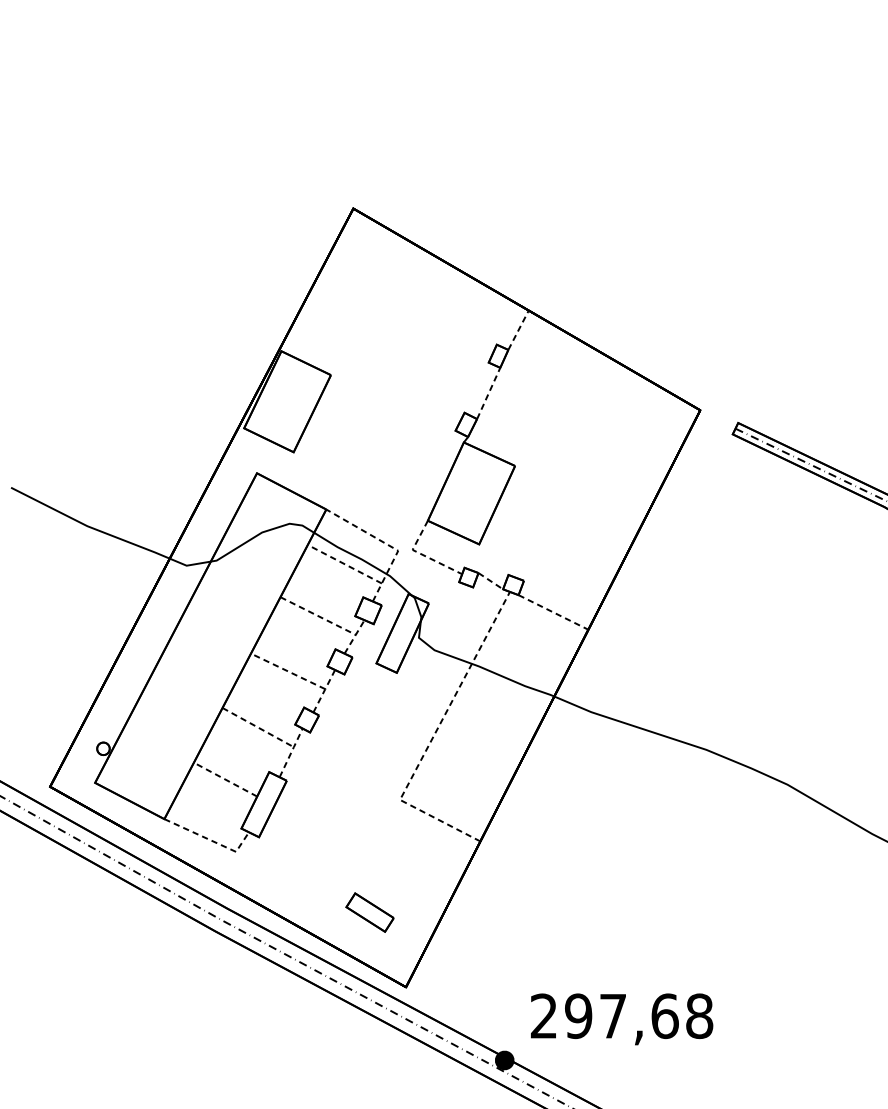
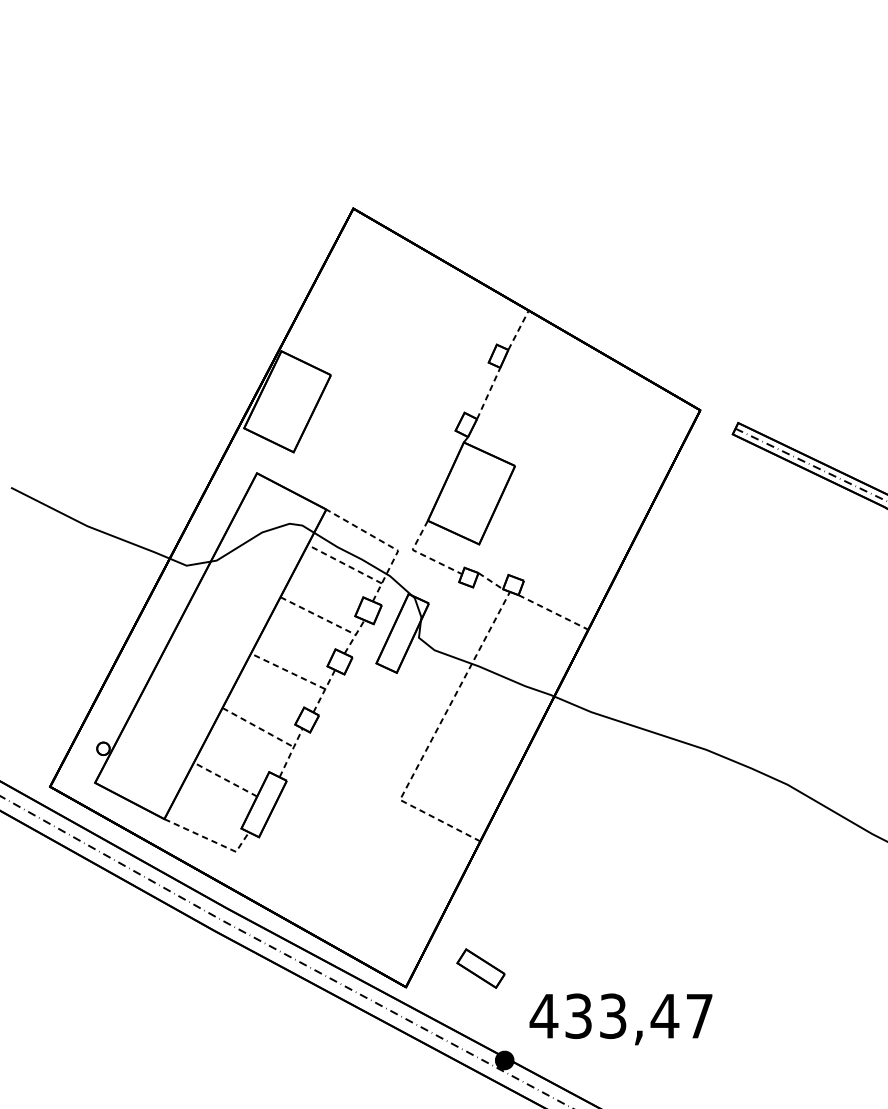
part position: (369, 912) -> (480, 968) (480, 968)
text: 297,68 -> 433,47 (621, 1016)
